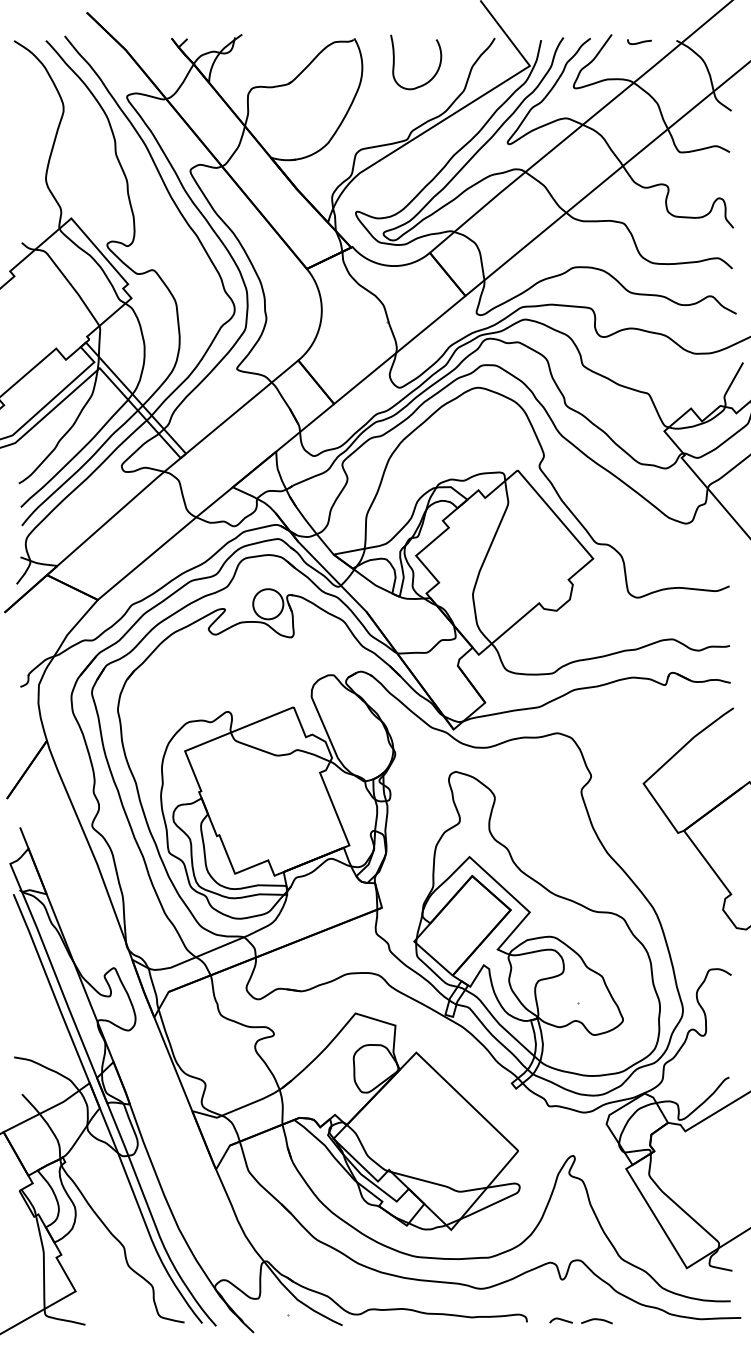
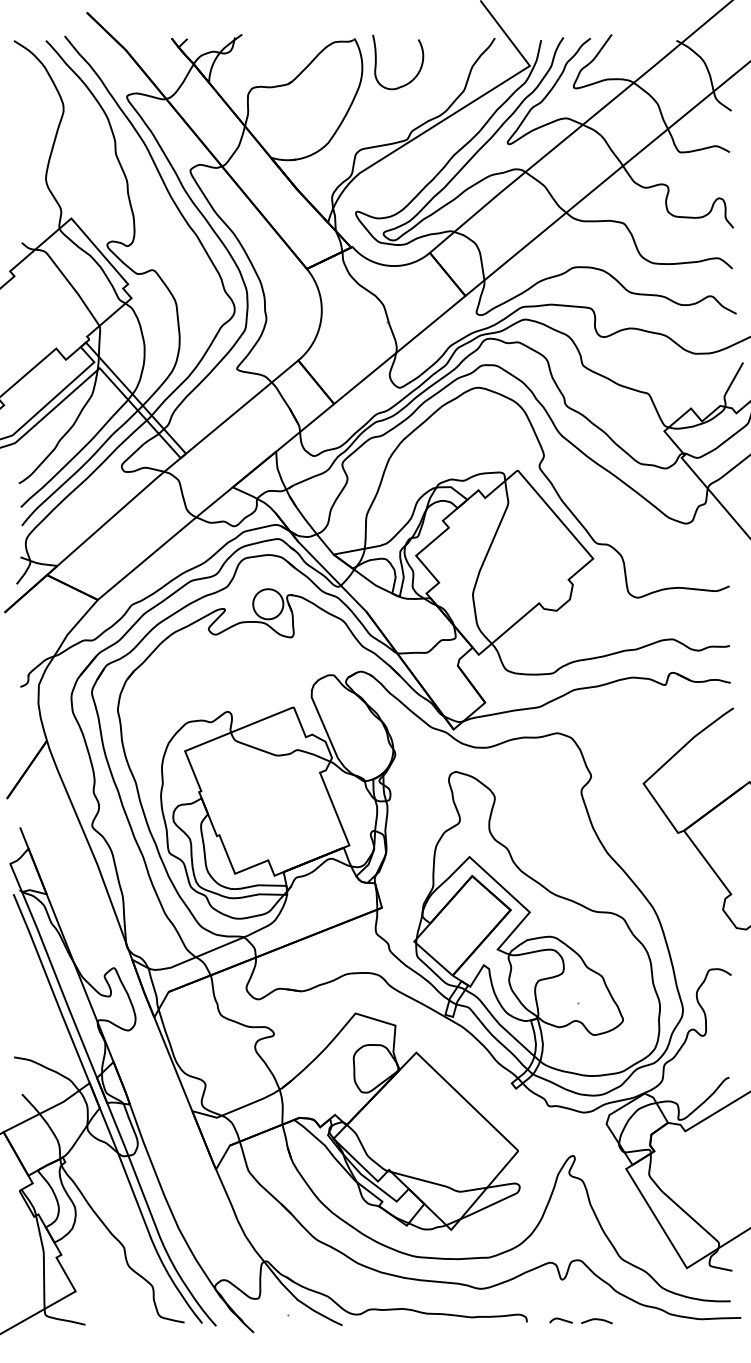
curve: present -> none (639, 42)
curve position: (432, 76) -> (414, 76) (414, 76)
